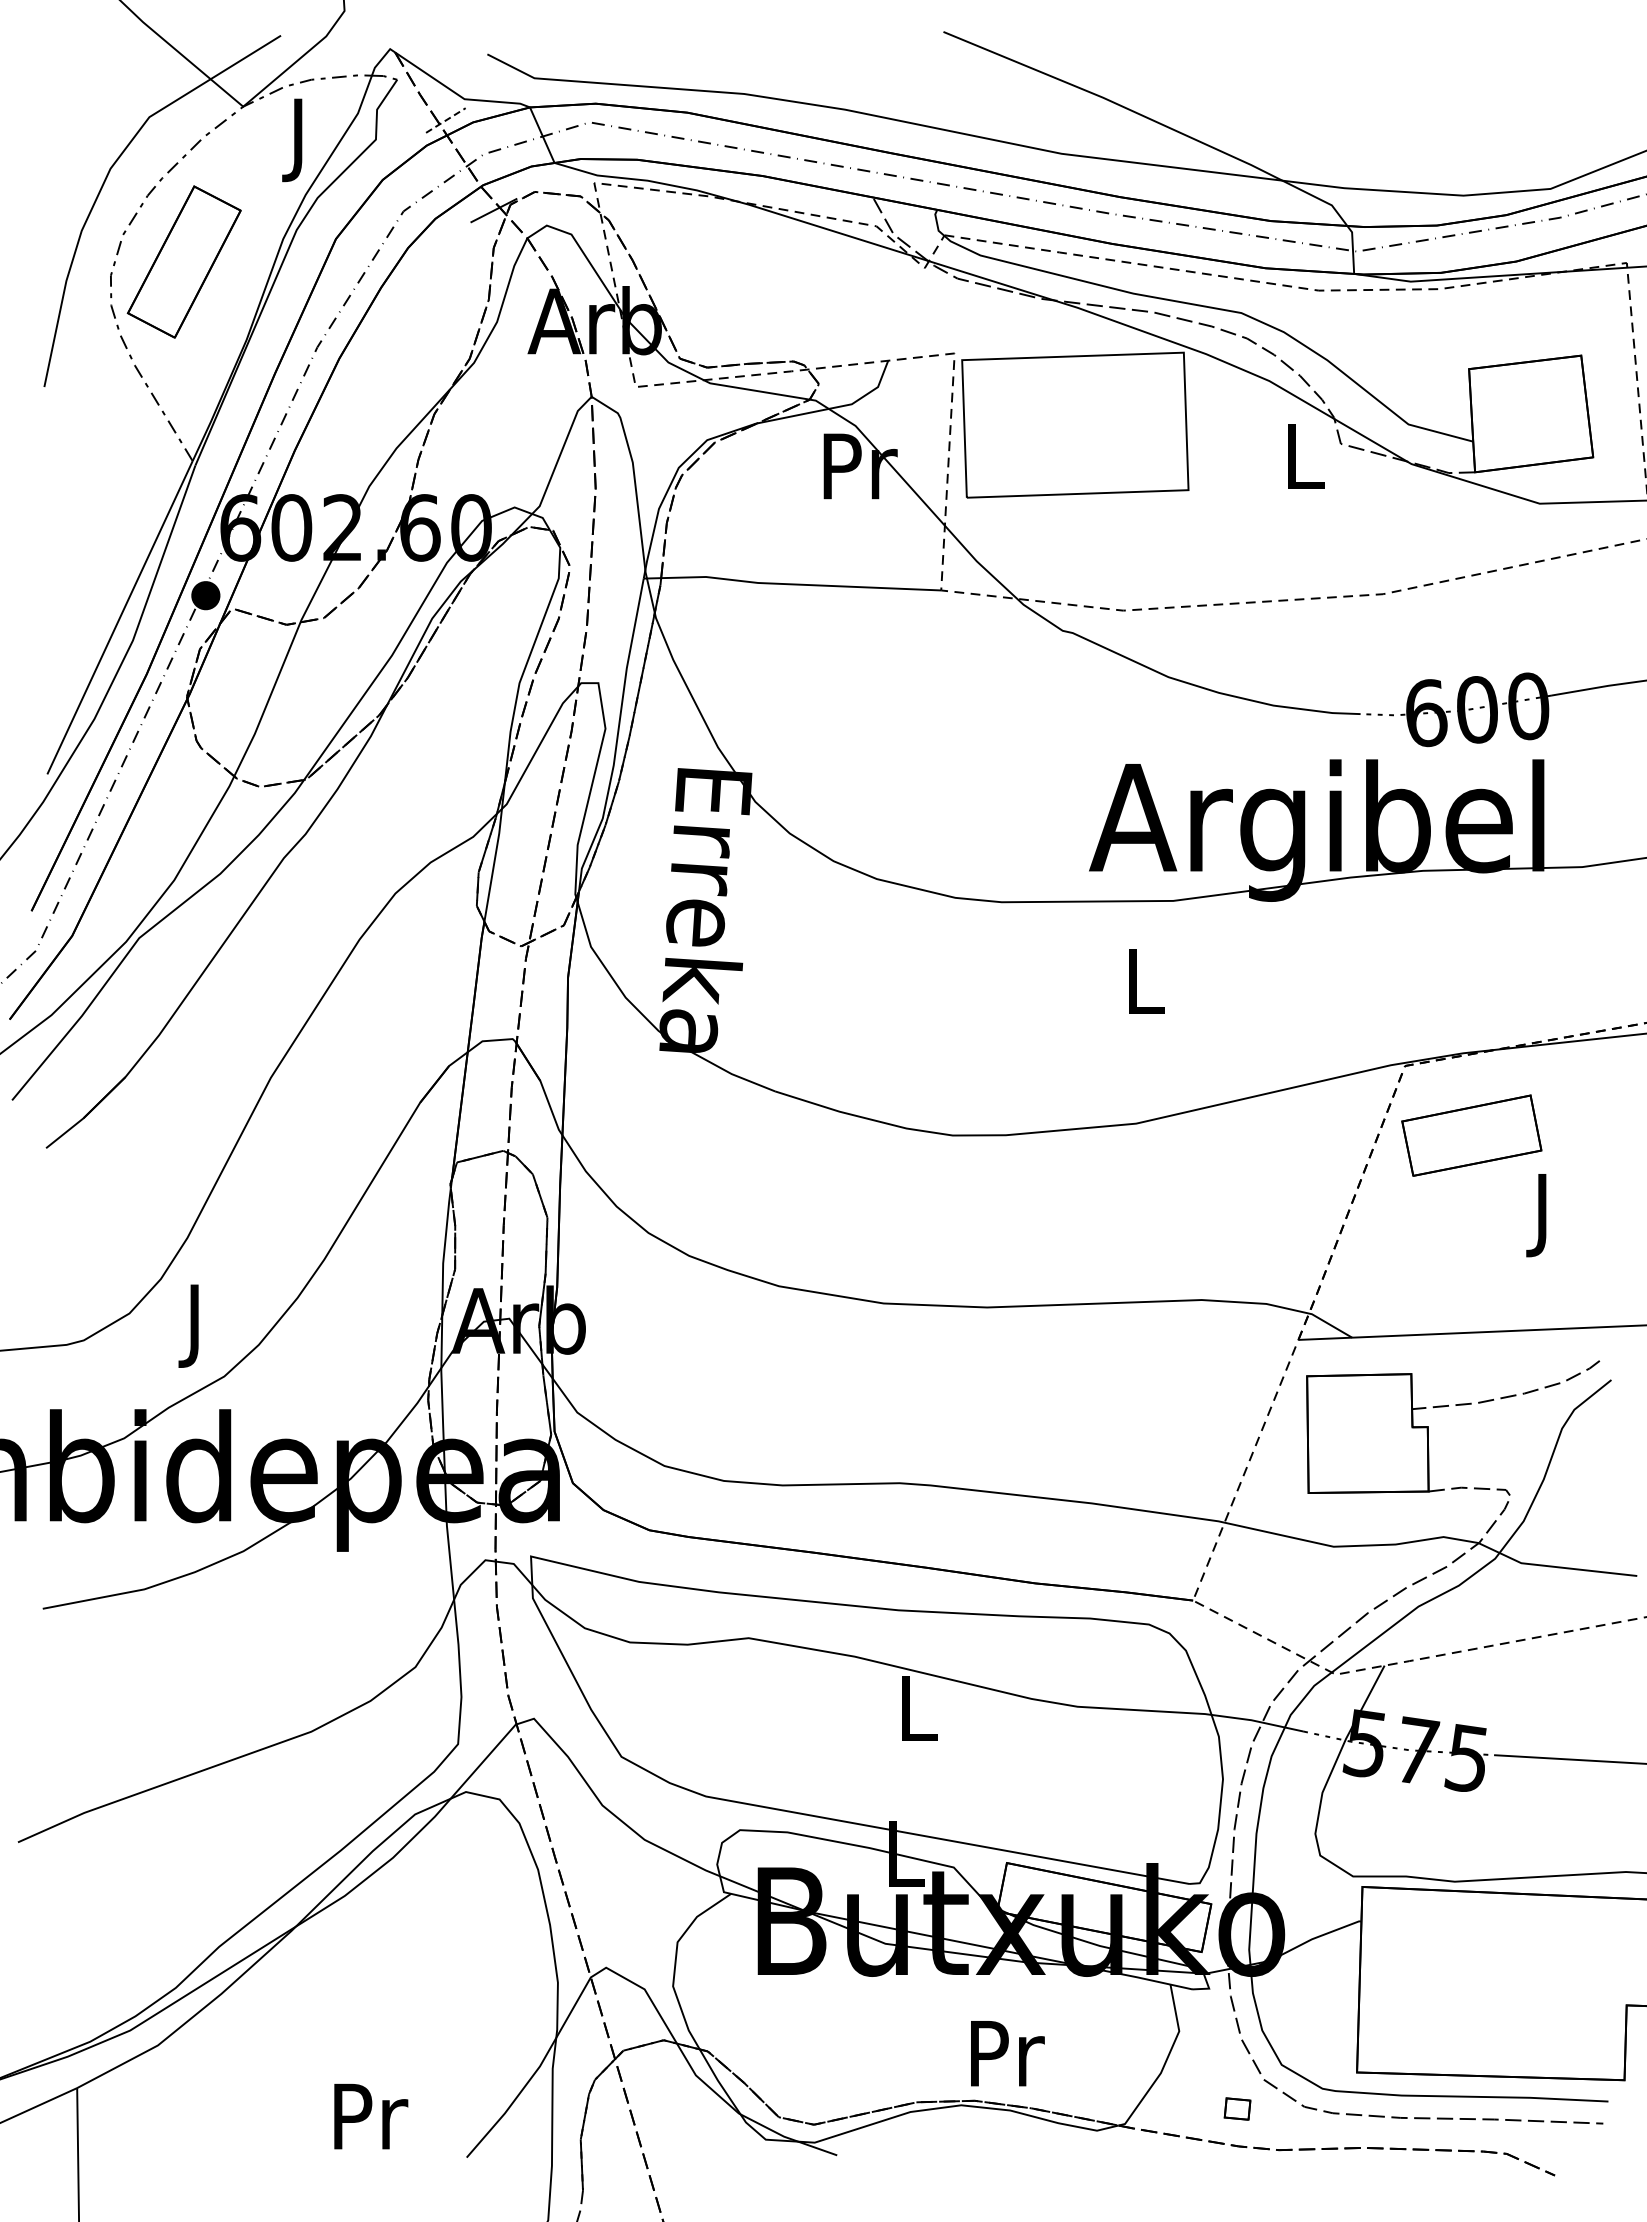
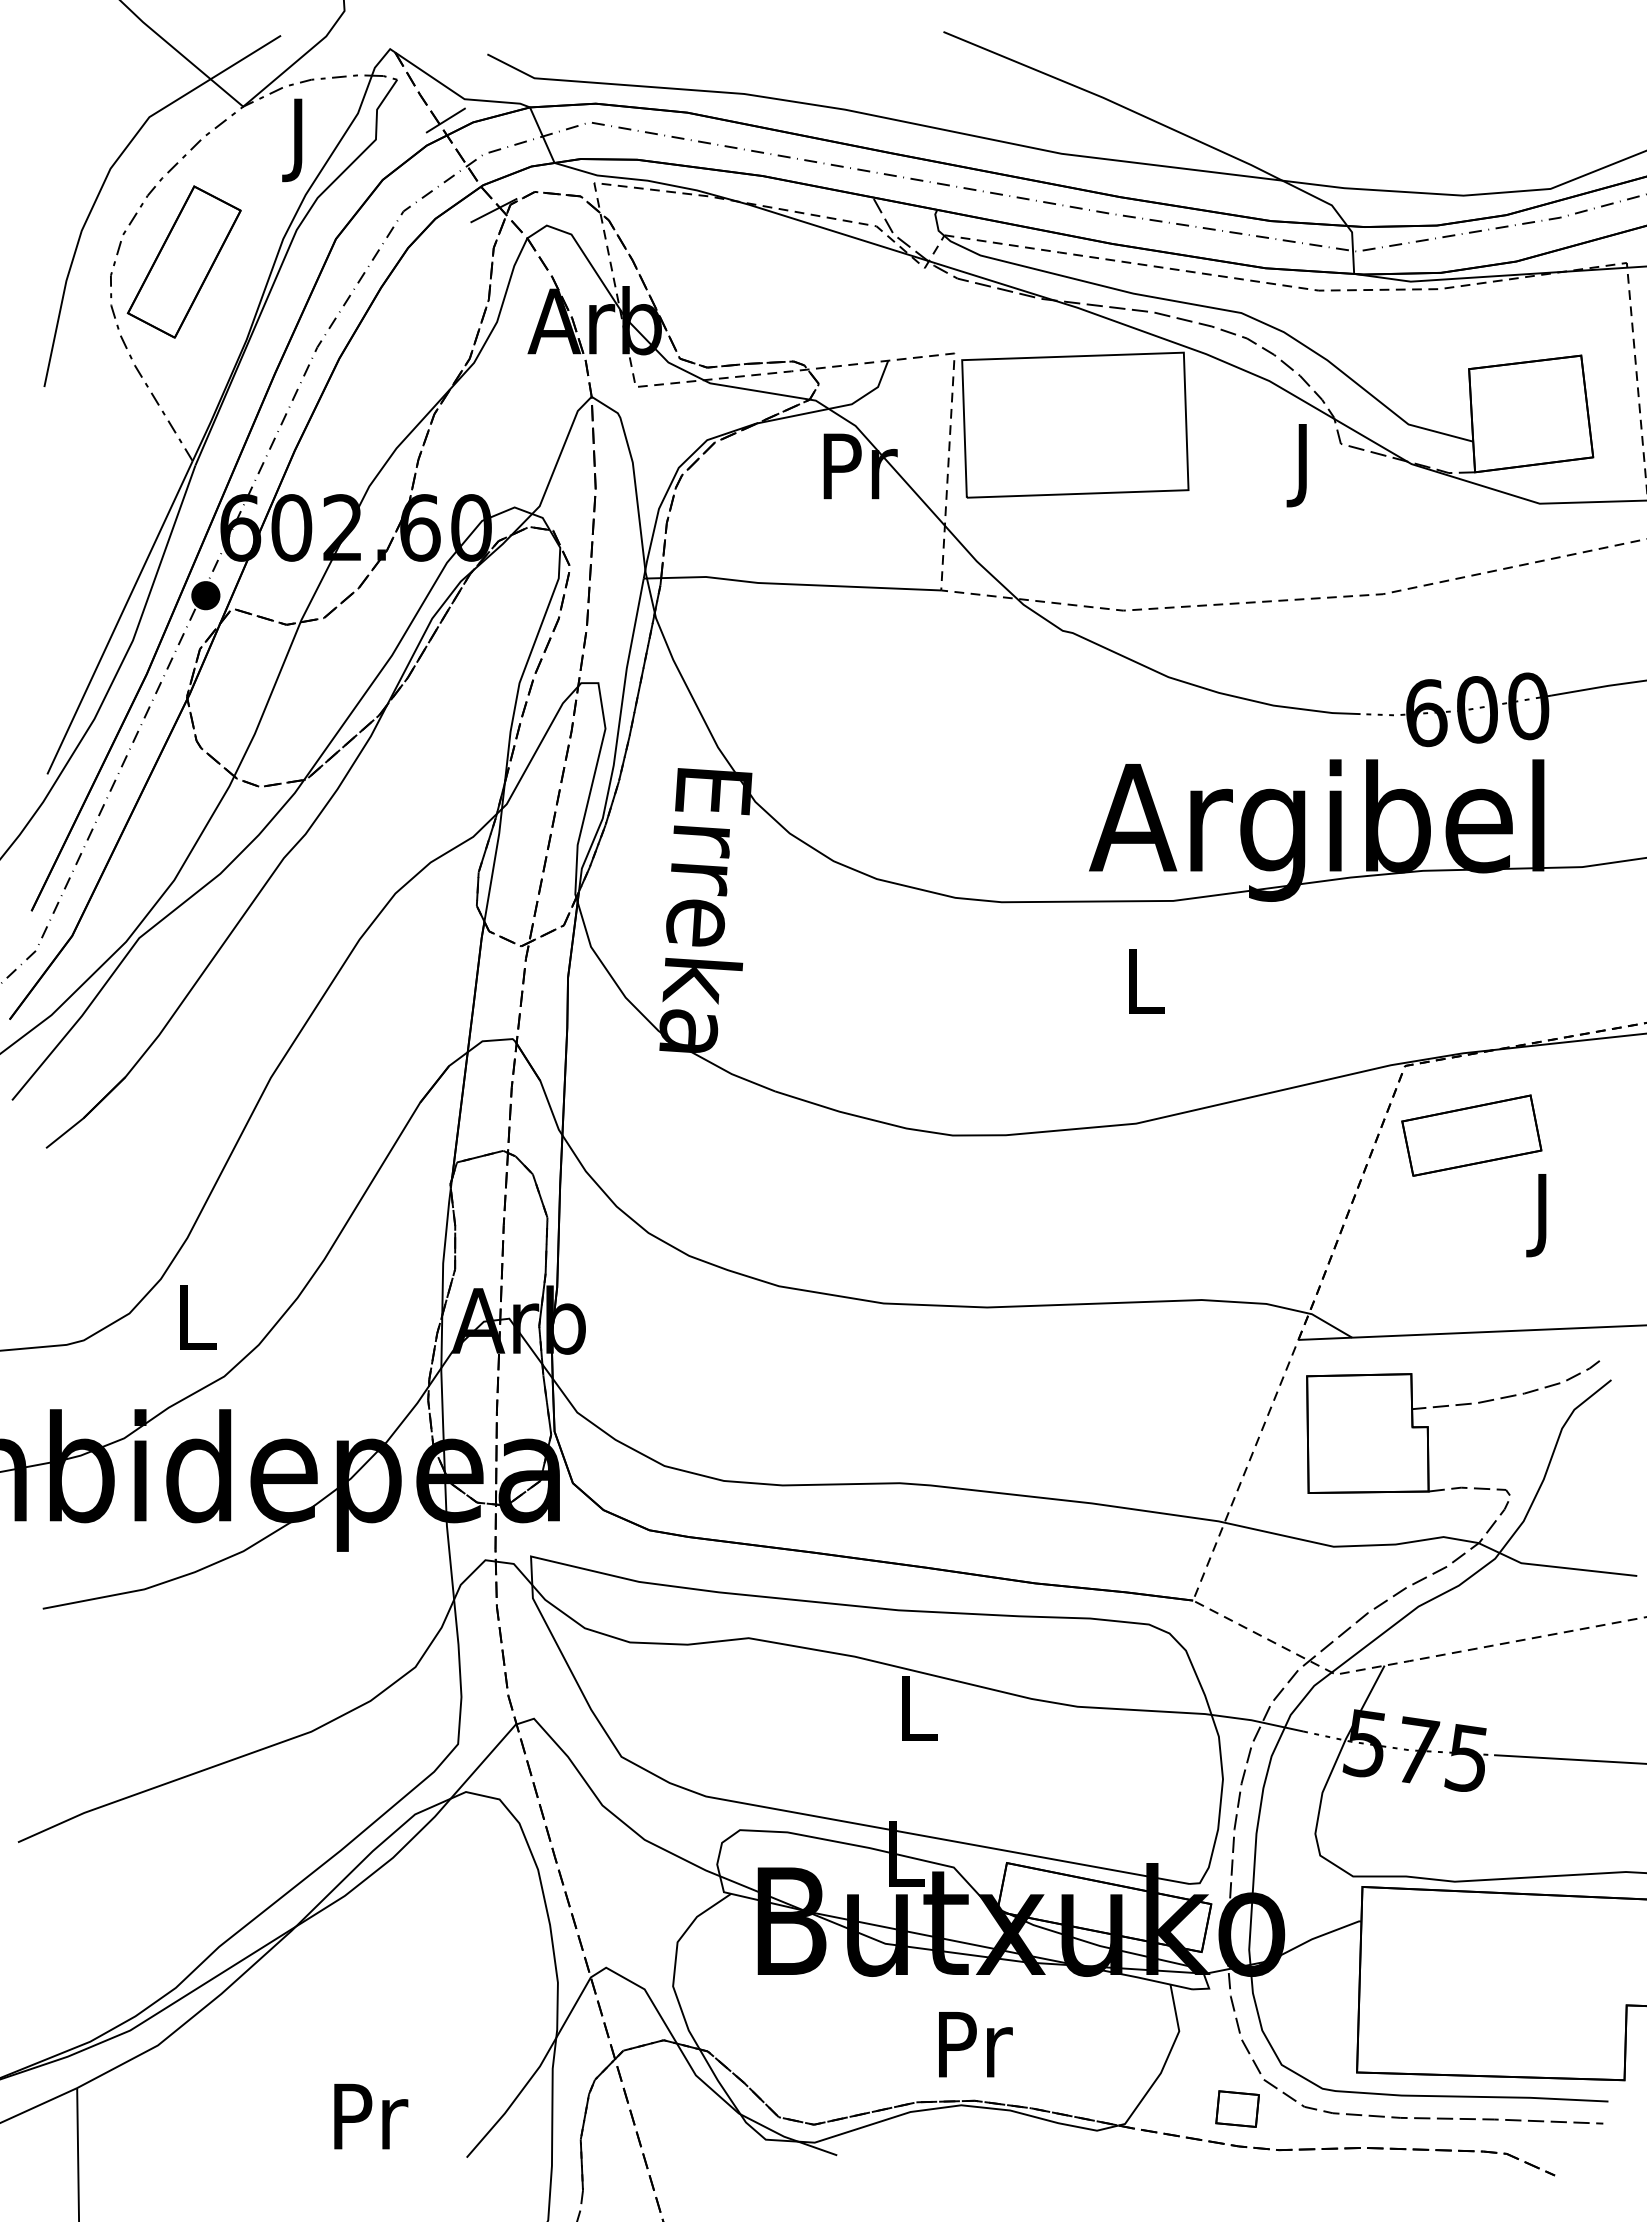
line: dashed -> solid (446, 120)
text: L -> J (1305, 465)
text: J -> L (197, 1325)
text position: (1007, 2053) -> (975, 2044) (975, 2044)
part size: 29x24 px -> 45x38 px (1237, 2108)
